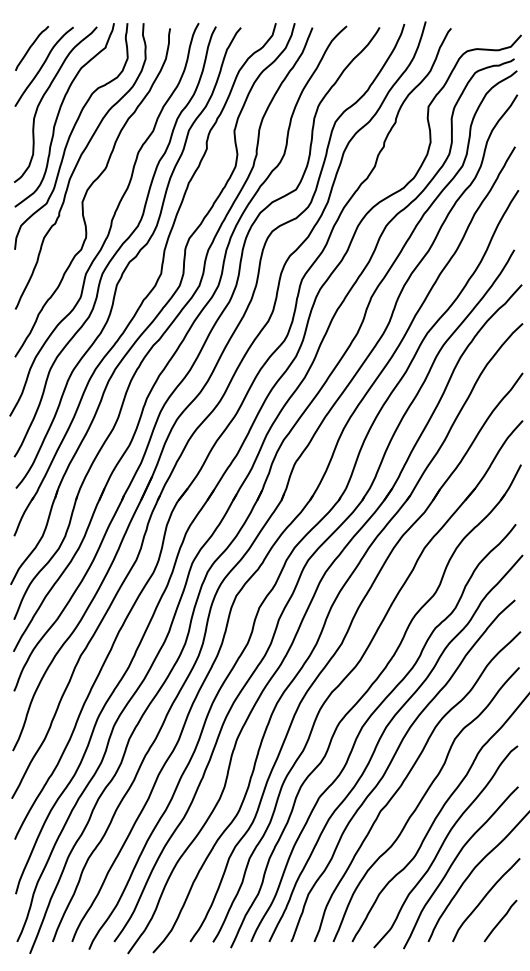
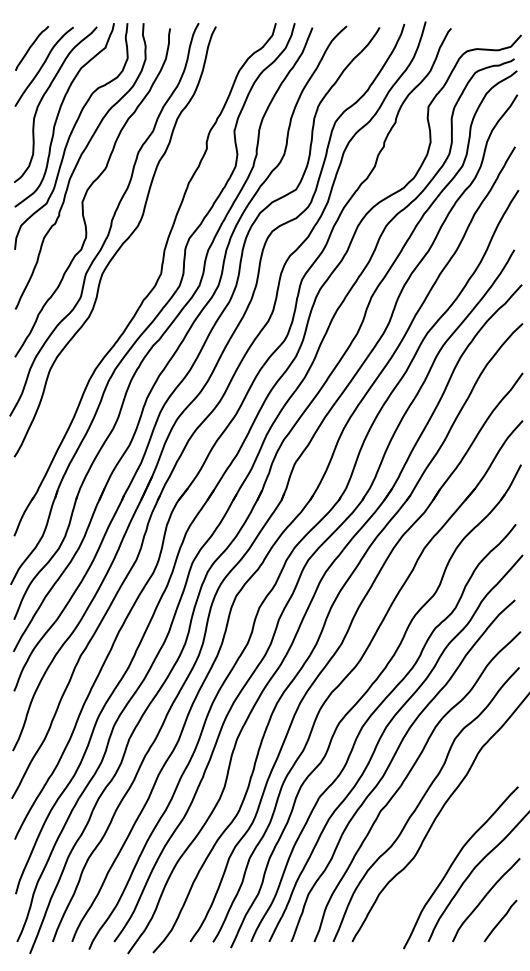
curve: present -> none (129, 260)
curve: present -> none (443, 844)
